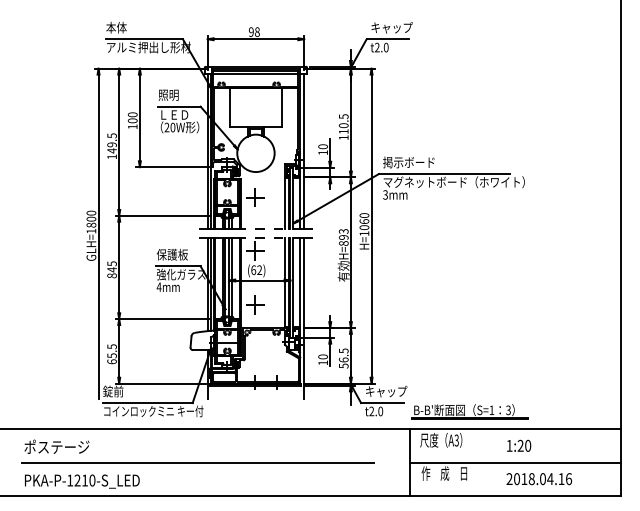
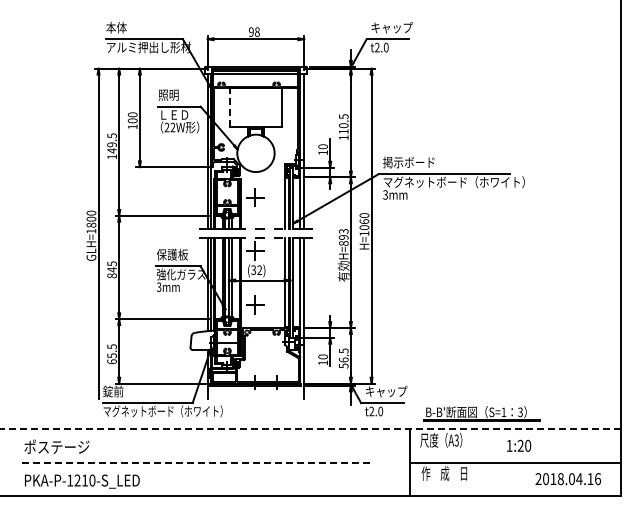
line: solid -> dashed (229, 107)
text: 20W -> 22W (172, 127)
text: (62) -> (32) (253, 269)
text: 4mm -> 3mm (158, 286)
text: コインロックミニ キー付 -> マグネットボード（ホワイト） (162, 411)
part position: (469, 411) -> (481, 413) (481, 413)
line: solid -> dashed (311, 429)
line: solid -> dashed (198, 462)
text position: (539, 479) -> (568, 479) (568, 479)
